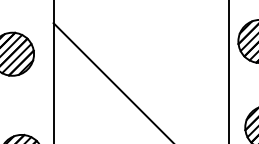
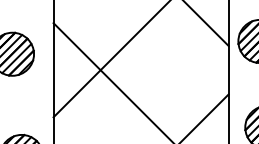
line: none -> present (206, 24)
line: none -> present (110, 59)
line: none -> present (205, 117)
